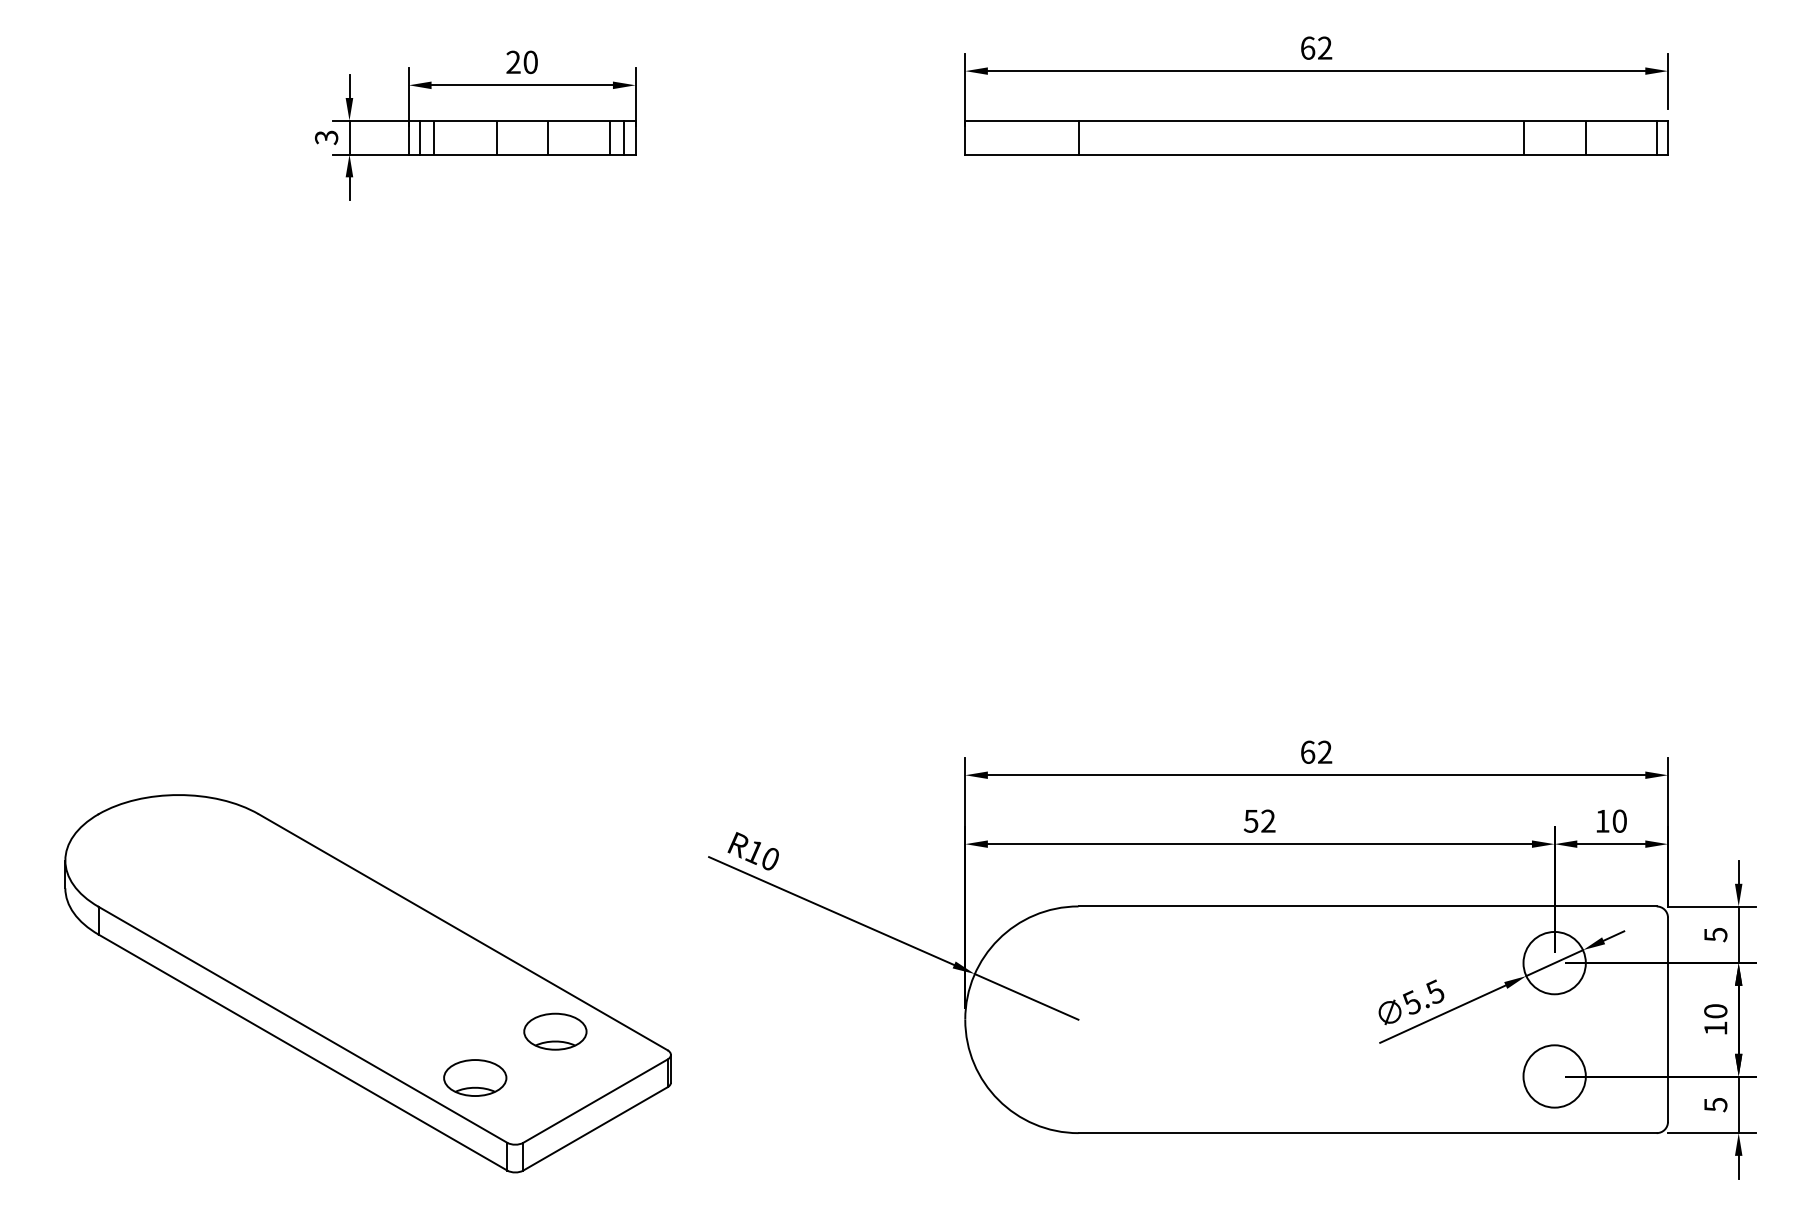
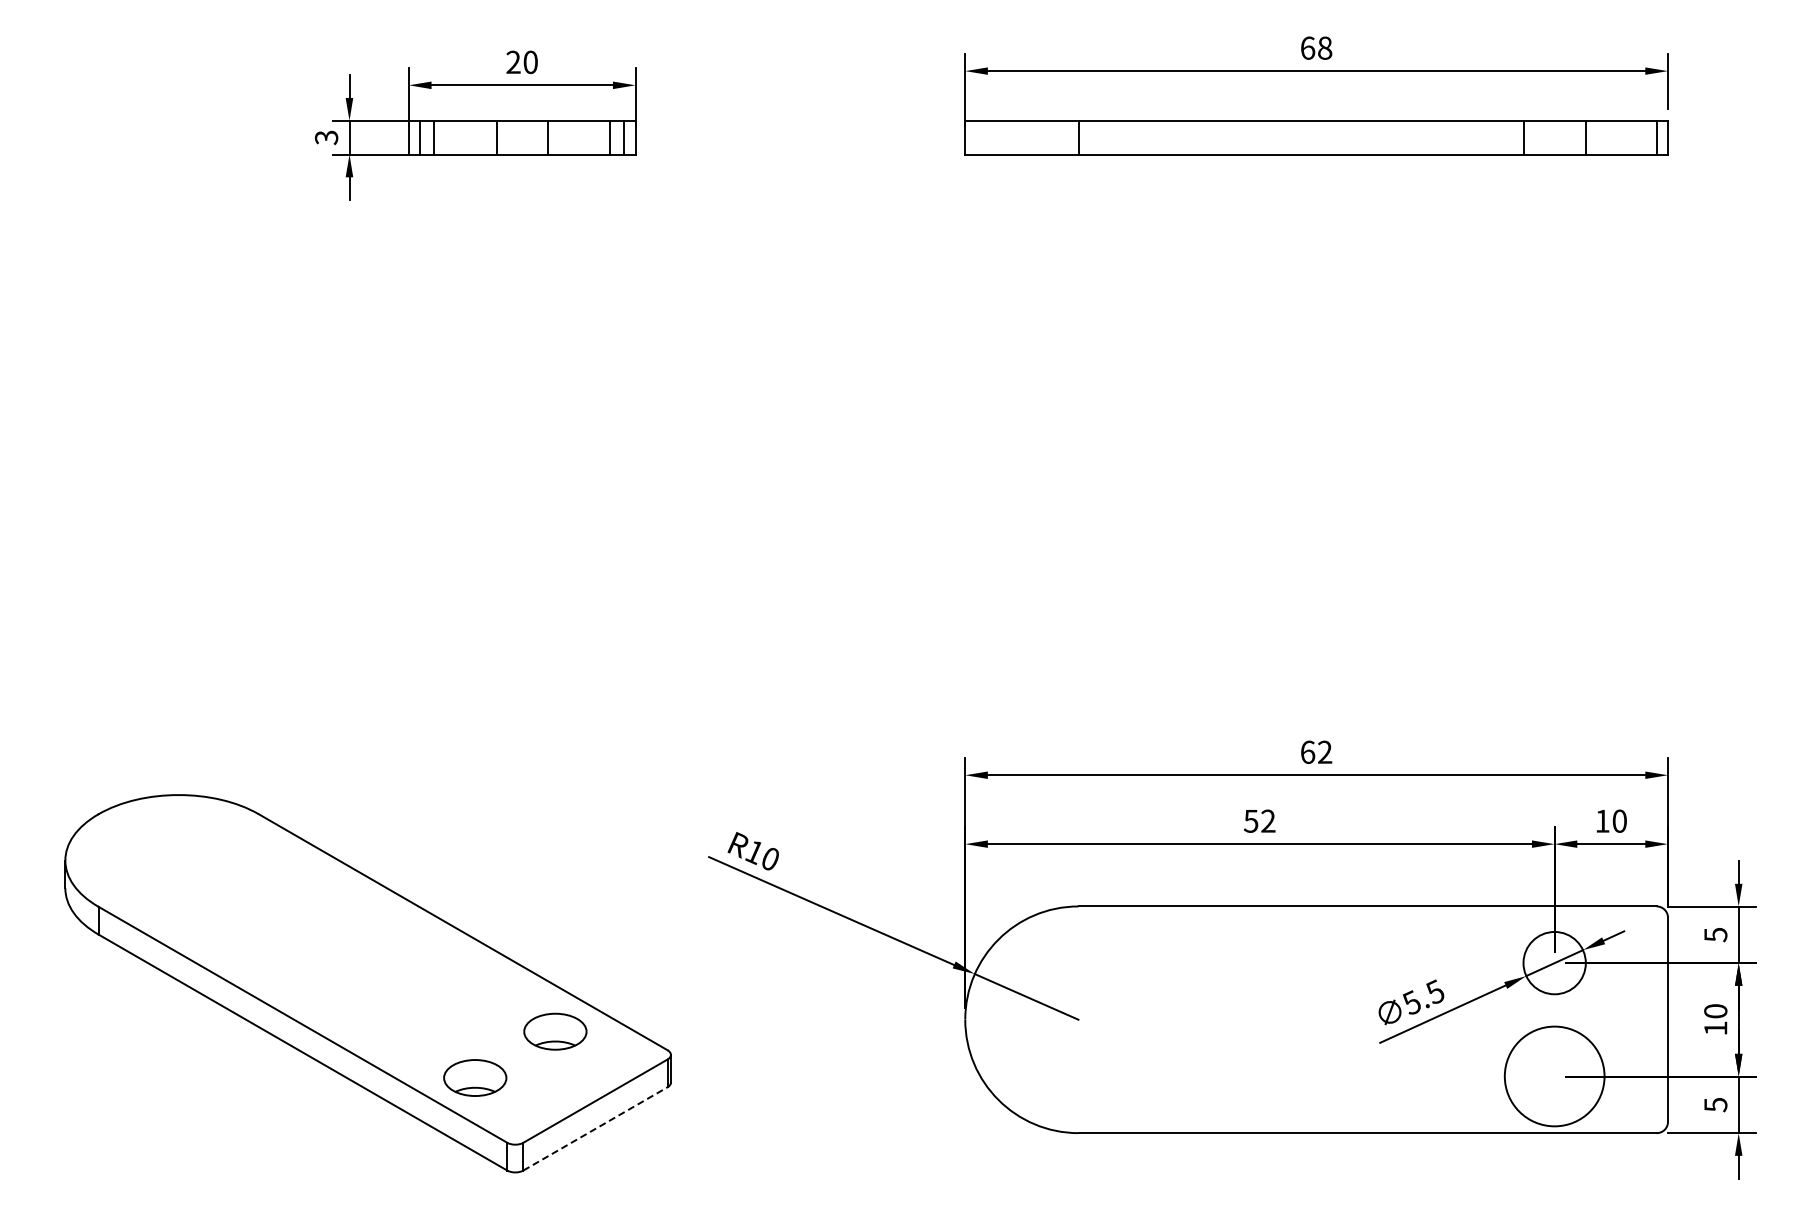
text: 62 -> 68 (1325, 47)
circle diameter: 62 px -> 100 px (1554, 1076)
line: solid -> dashed (595, 1128)
